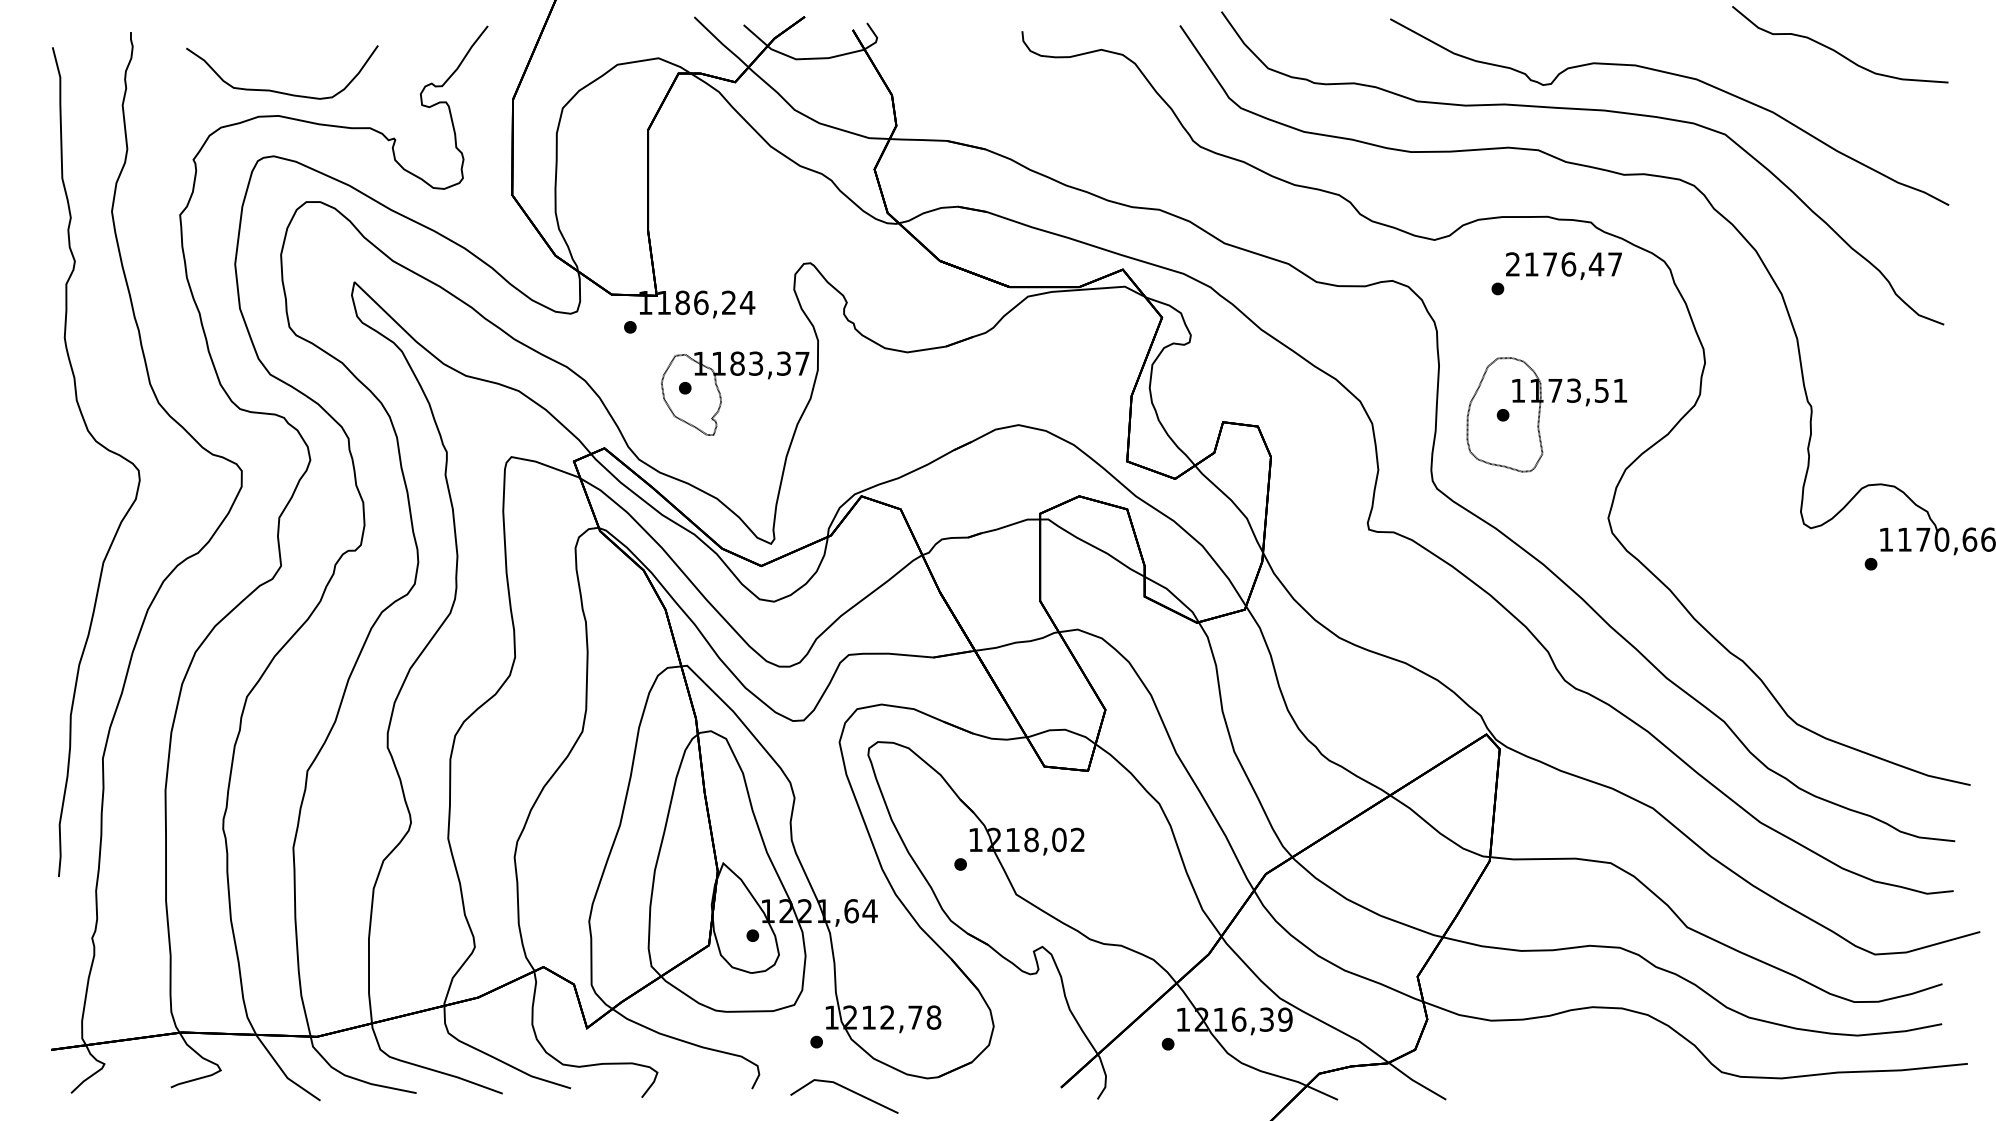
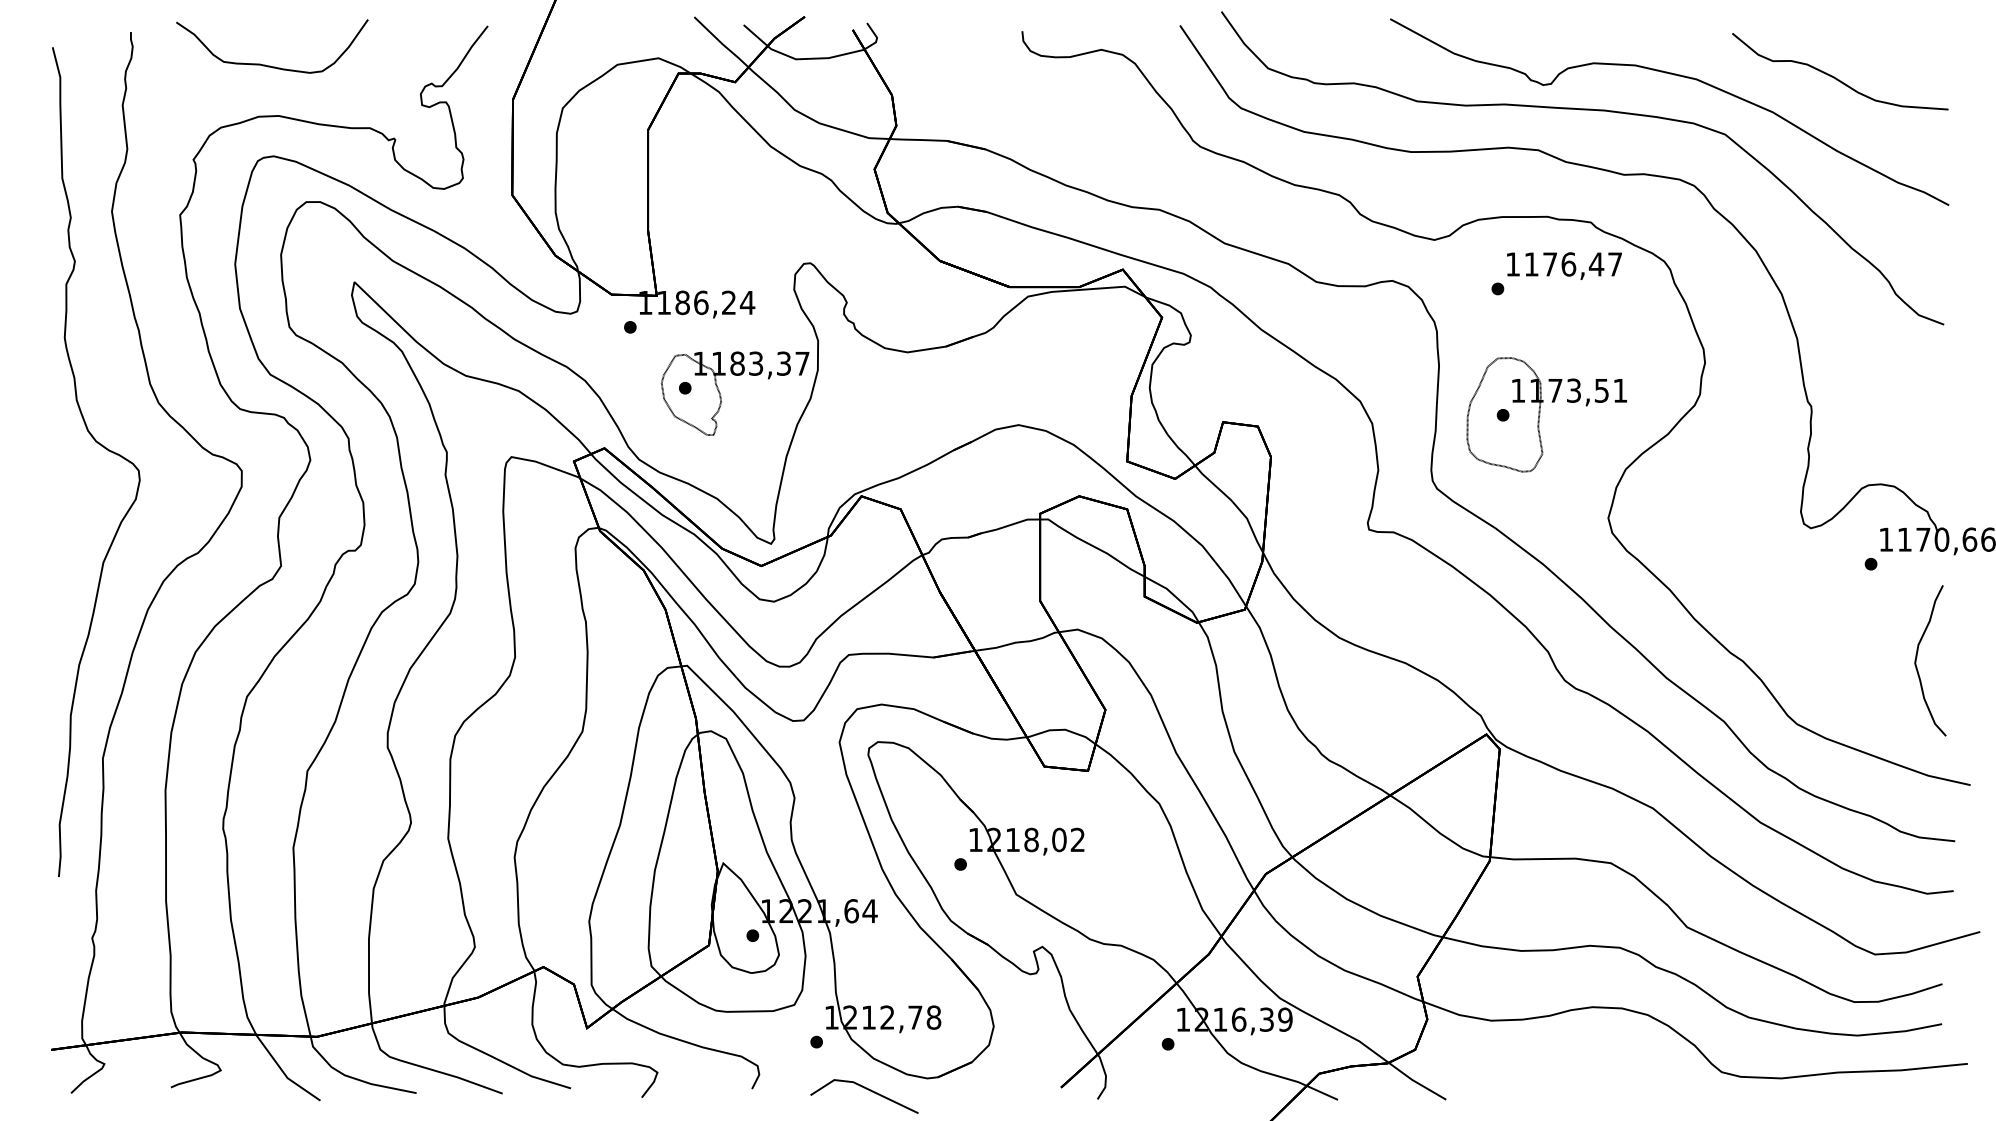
curve position: (1836, 50) -> (1836, 77) (1836, 77)
curve position: (280, 91) -> (270, 65) (270, 65)
text: 2176,47 -> 1176,47 (1512, 264)
curve: none -> present (1917, 657)
line position: (848, 1090) -> (868, 1090) (868, 1090)
